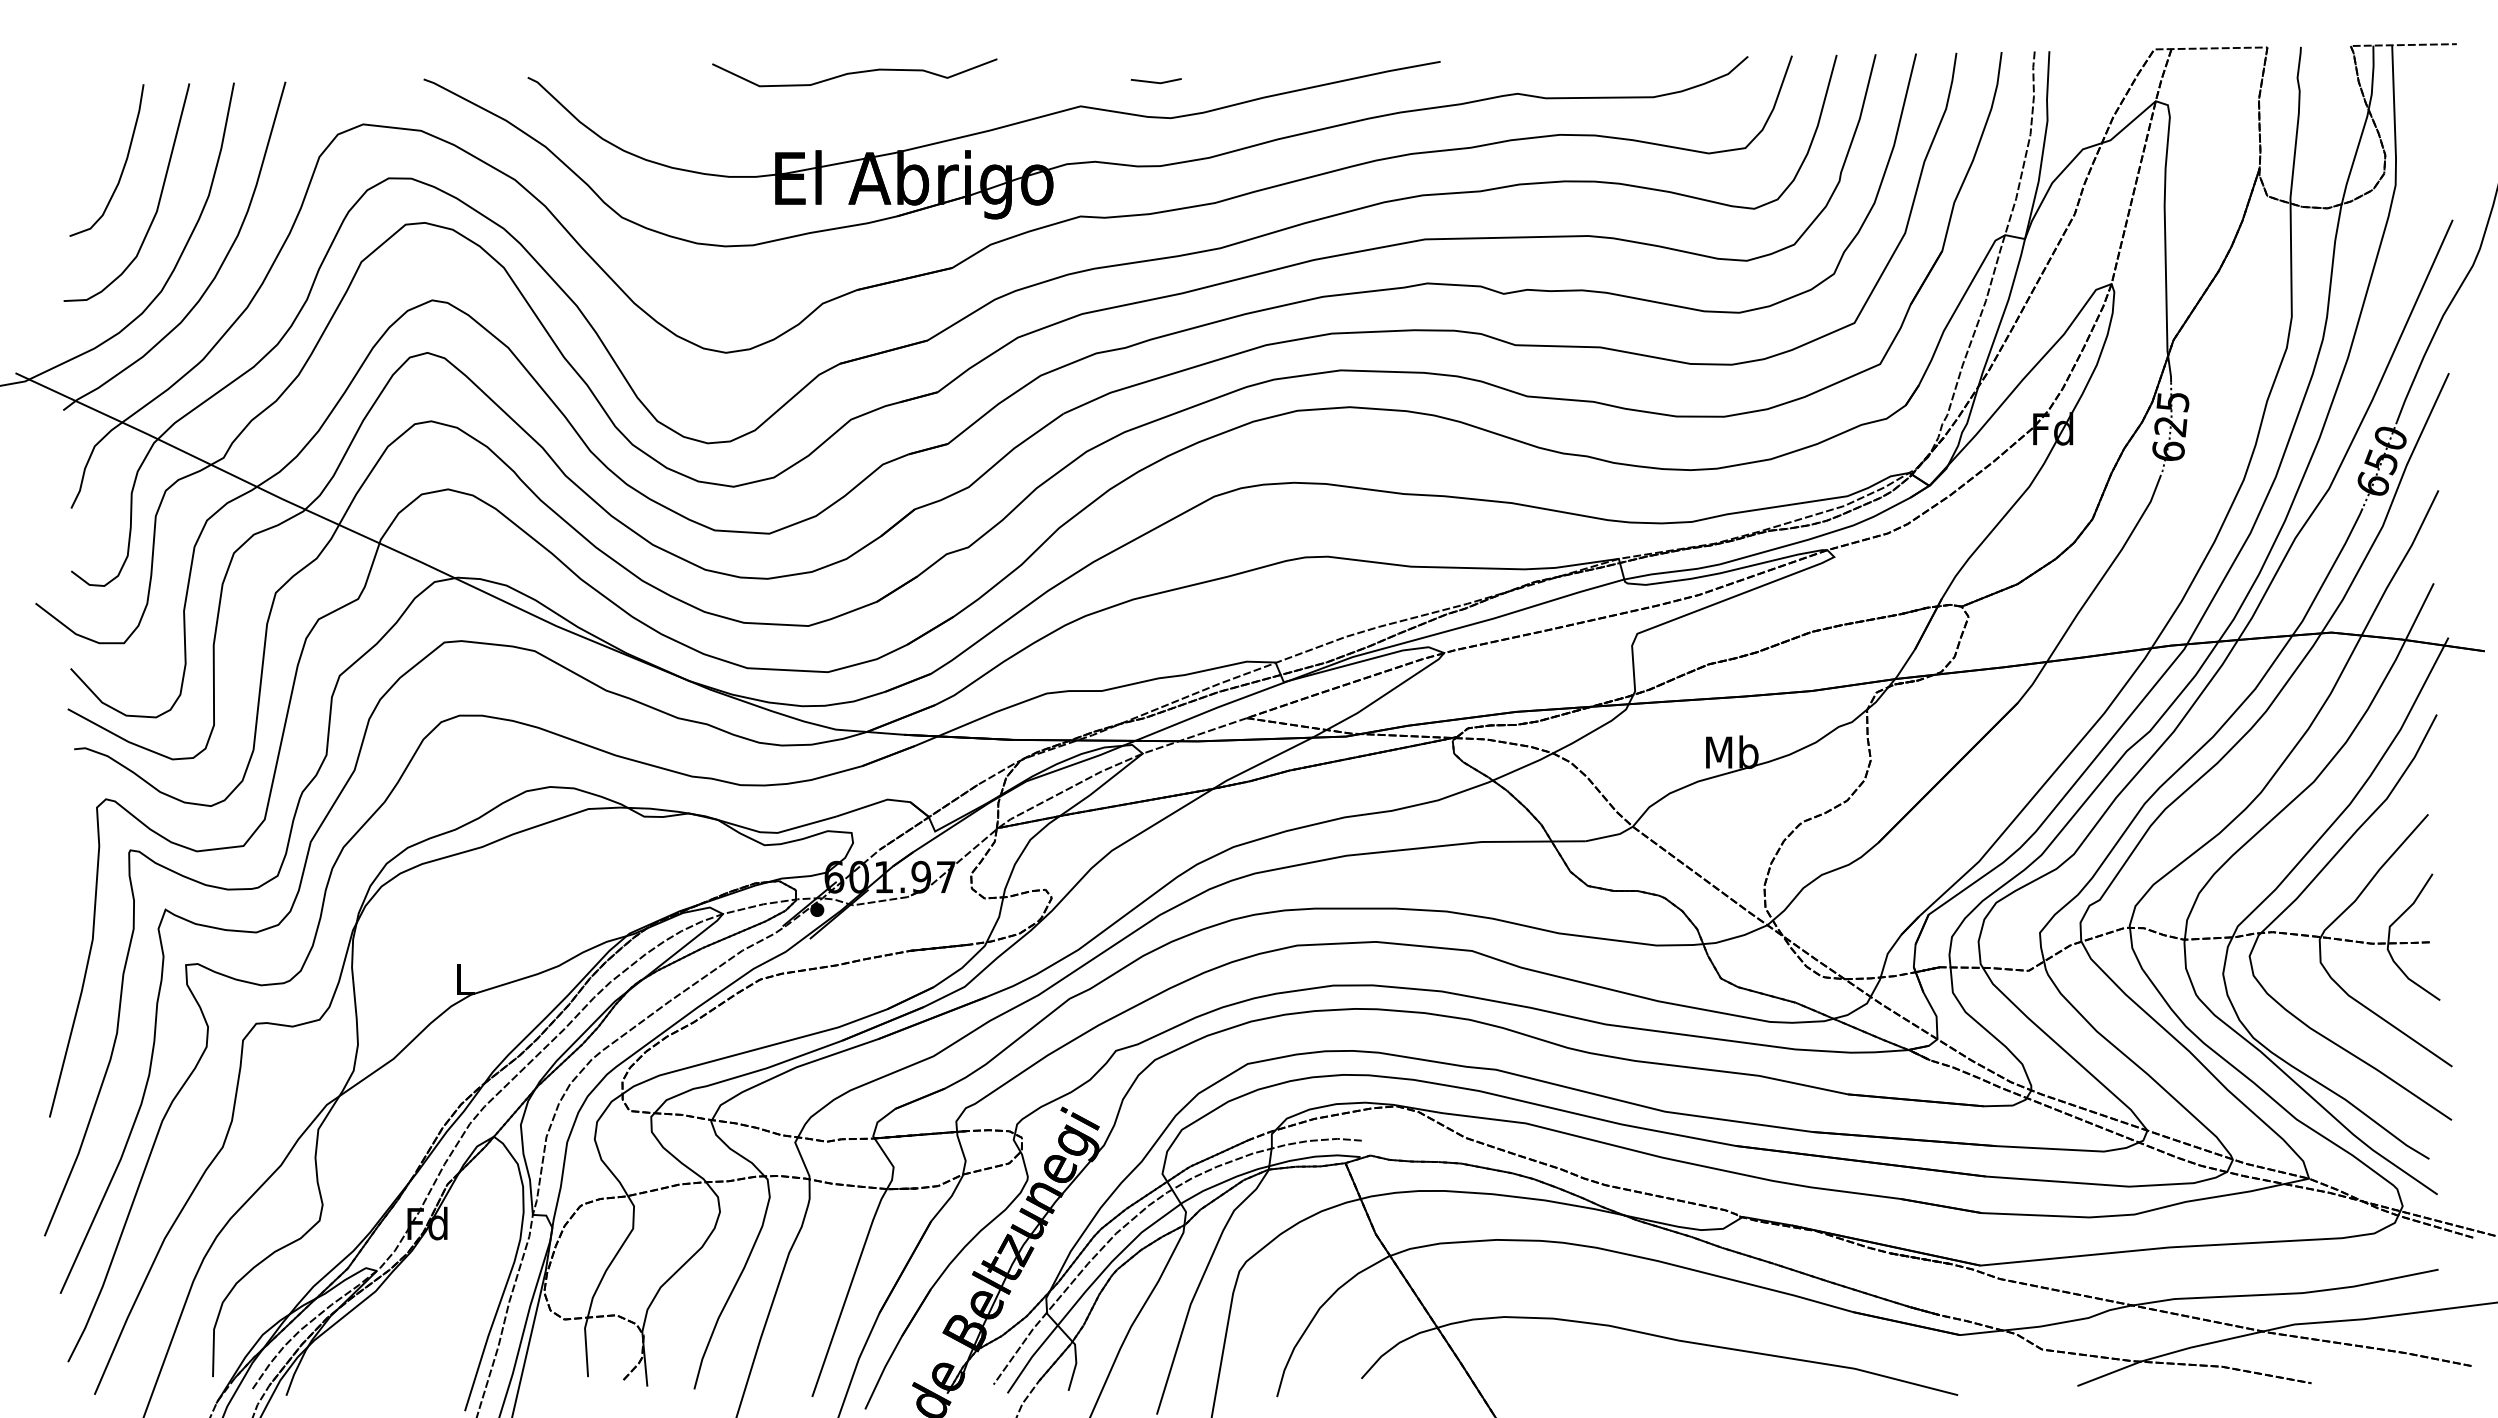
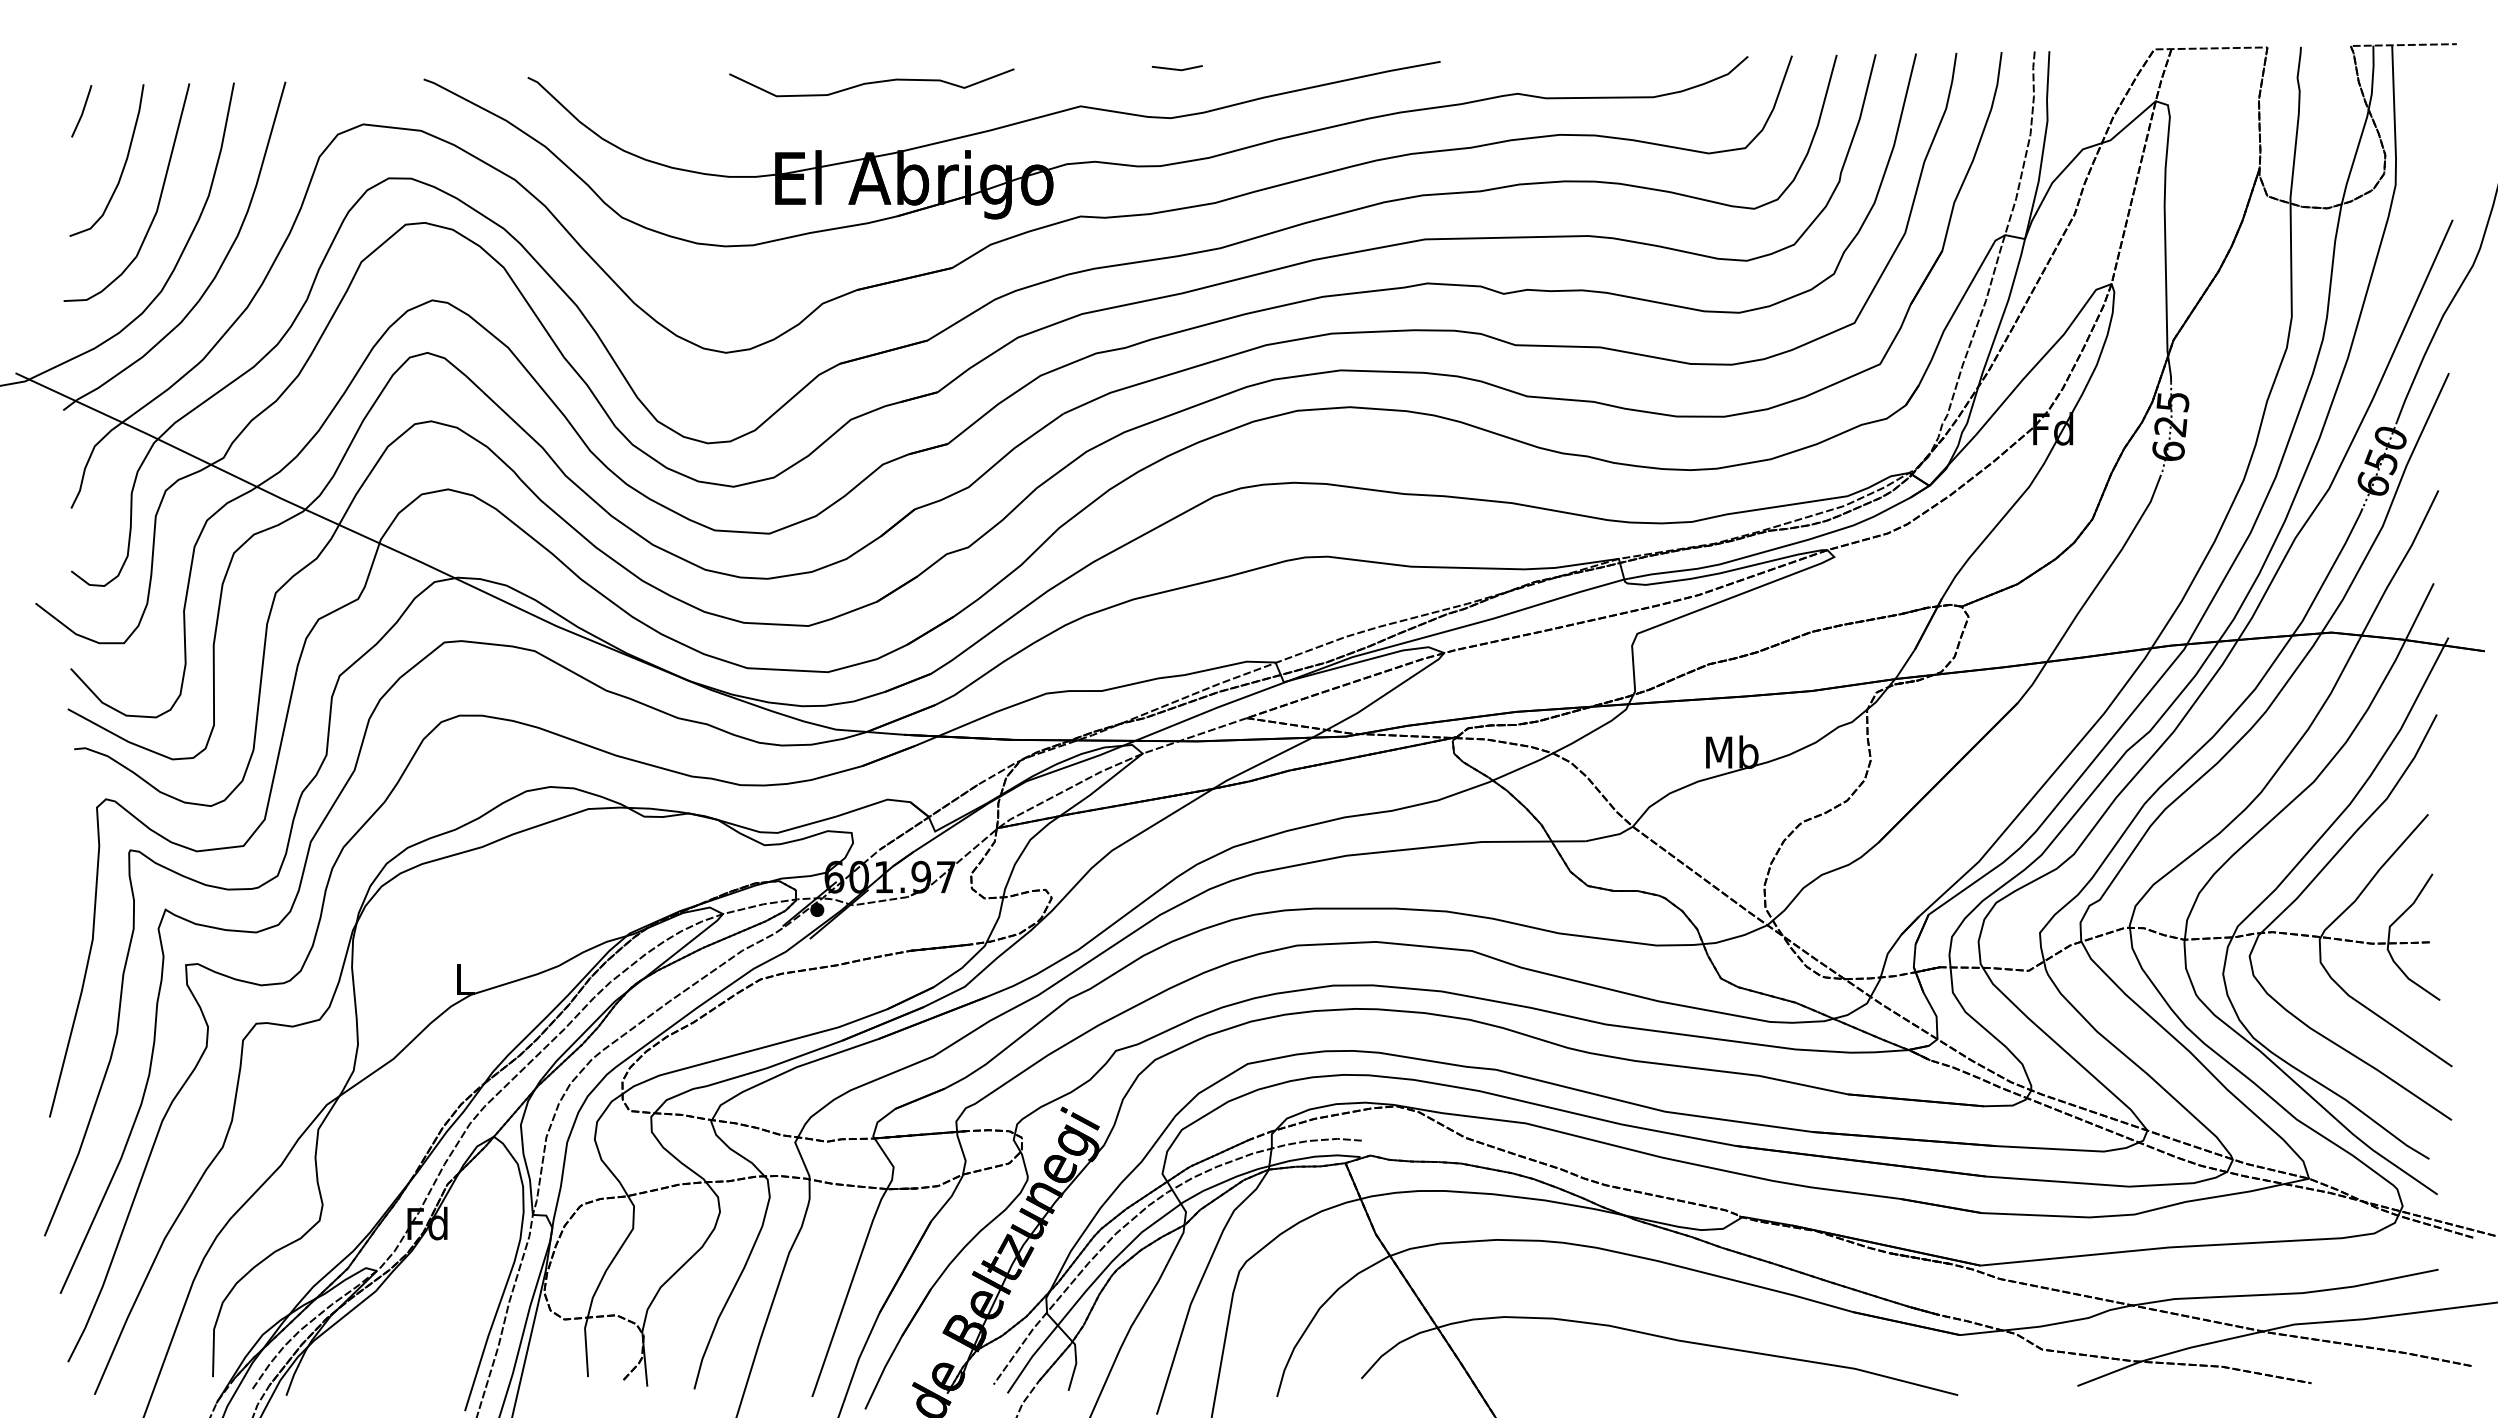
curve position: (854, 72) -> (871, 82) (871, 82)
line position: (1155, 81) -> (1176, 68) (1176, 68)
line: none -> present (82, 111)
